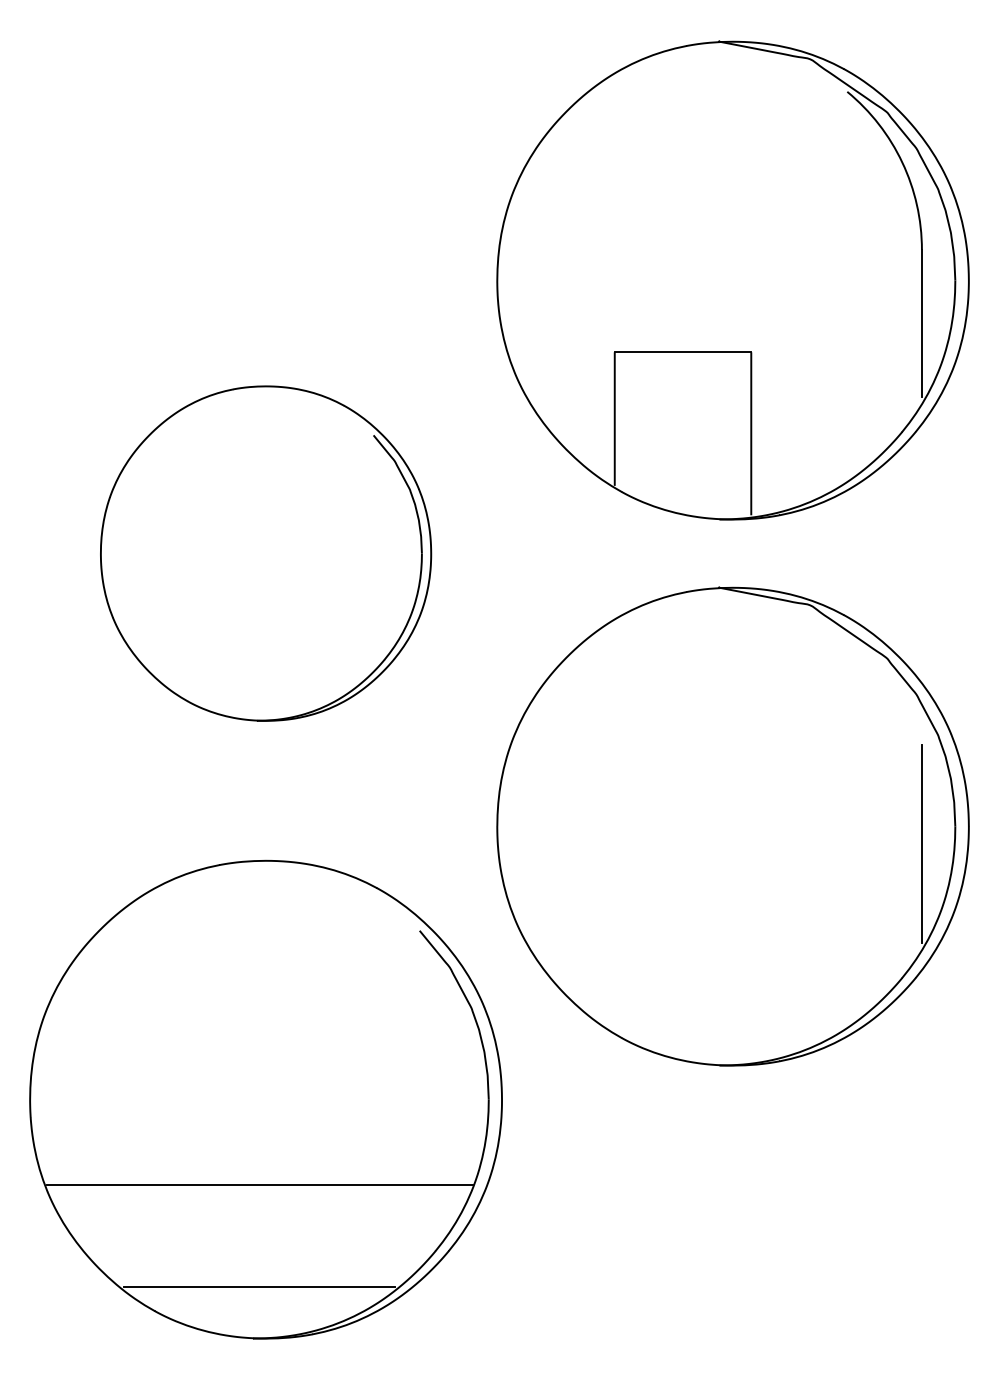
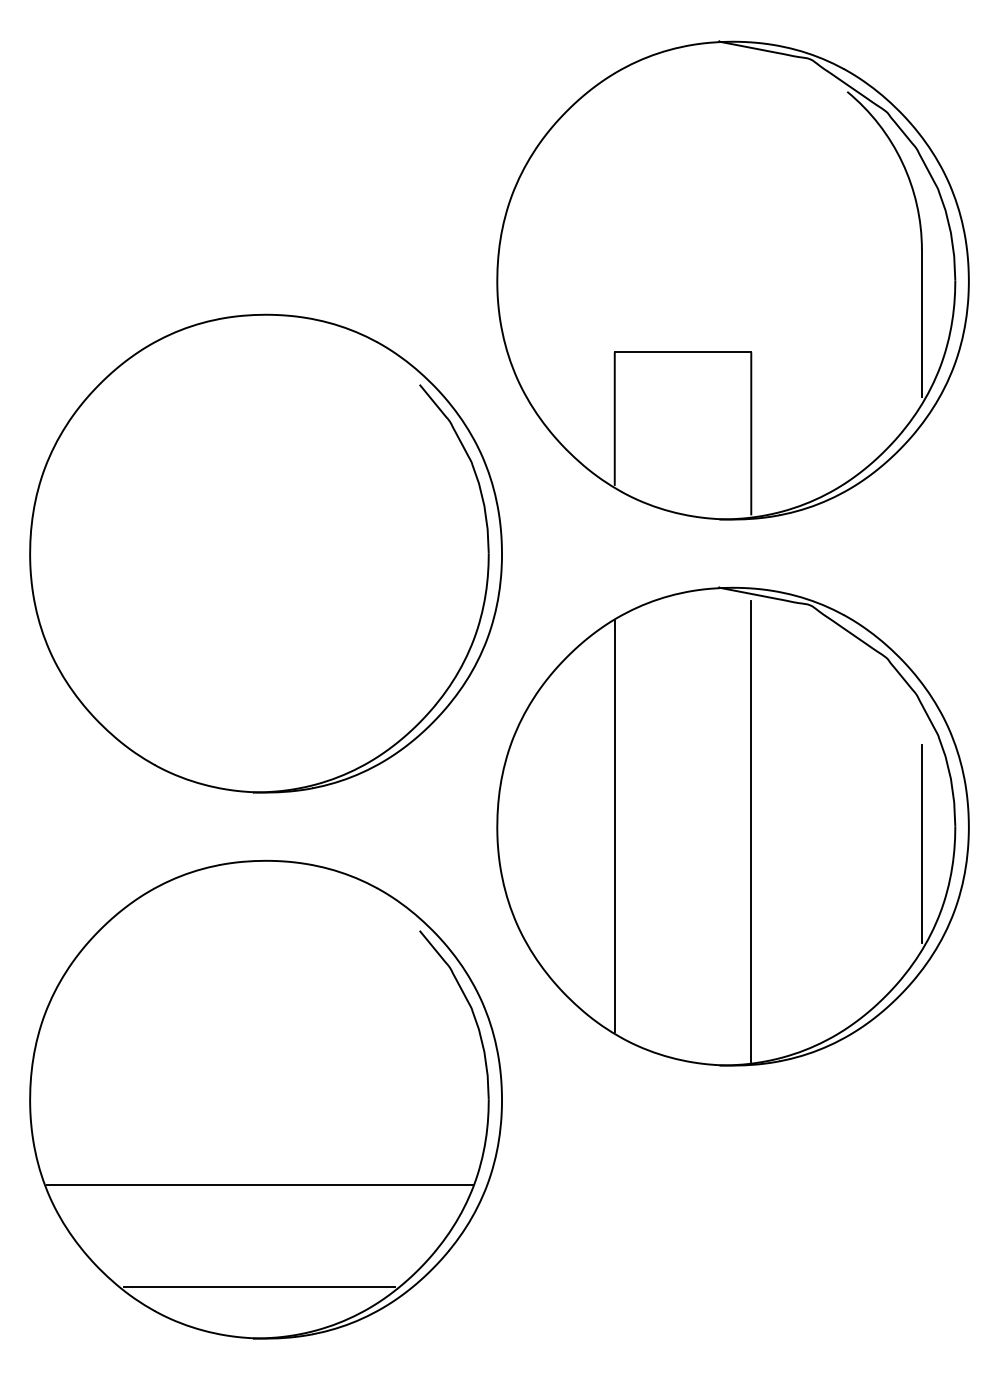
part size: 333x337 px -> 474x481 px (265, 553)
line: none -> present (614, 826)
line: none -> present (751, 831)
